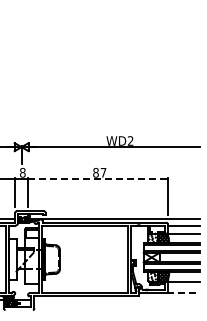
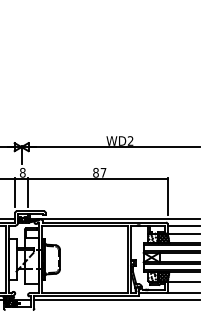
line: dashed -> solid (97, 179)
line: dashed -> solid (184, 292)
line: none -> present (116, 299)
